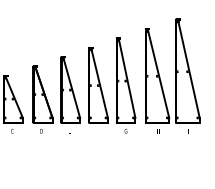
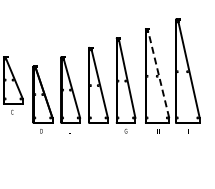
line: solid -> dashed (158, 74)
part position: (13, 104) -> (13, 85) (13, 85)
